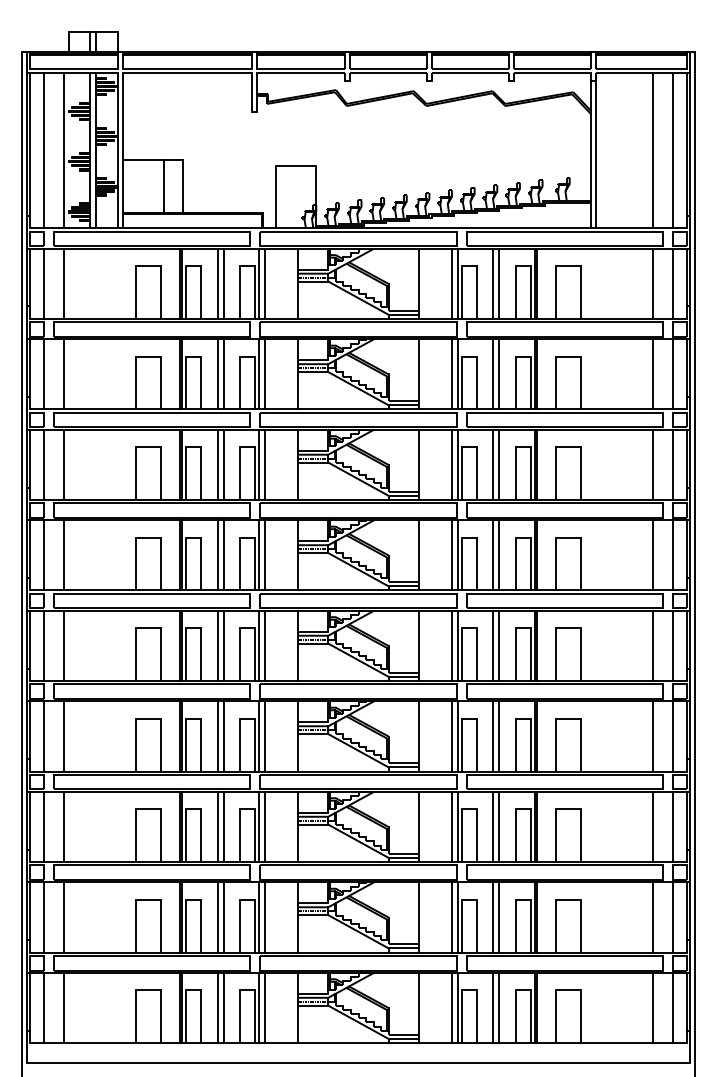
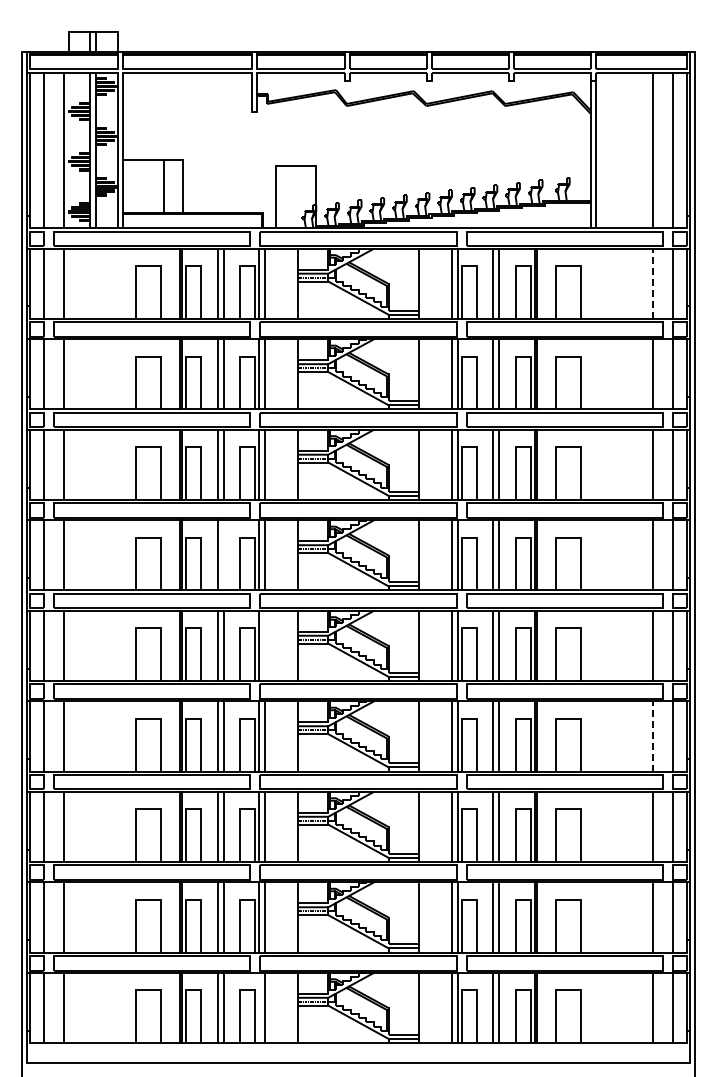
line: solid -> dashed (652, 283)
line: present -> none (223, 555)
line: present -> none (265, 645)
line: solid -> dashed (652, 735)
line: present -> none (259, 1007)
